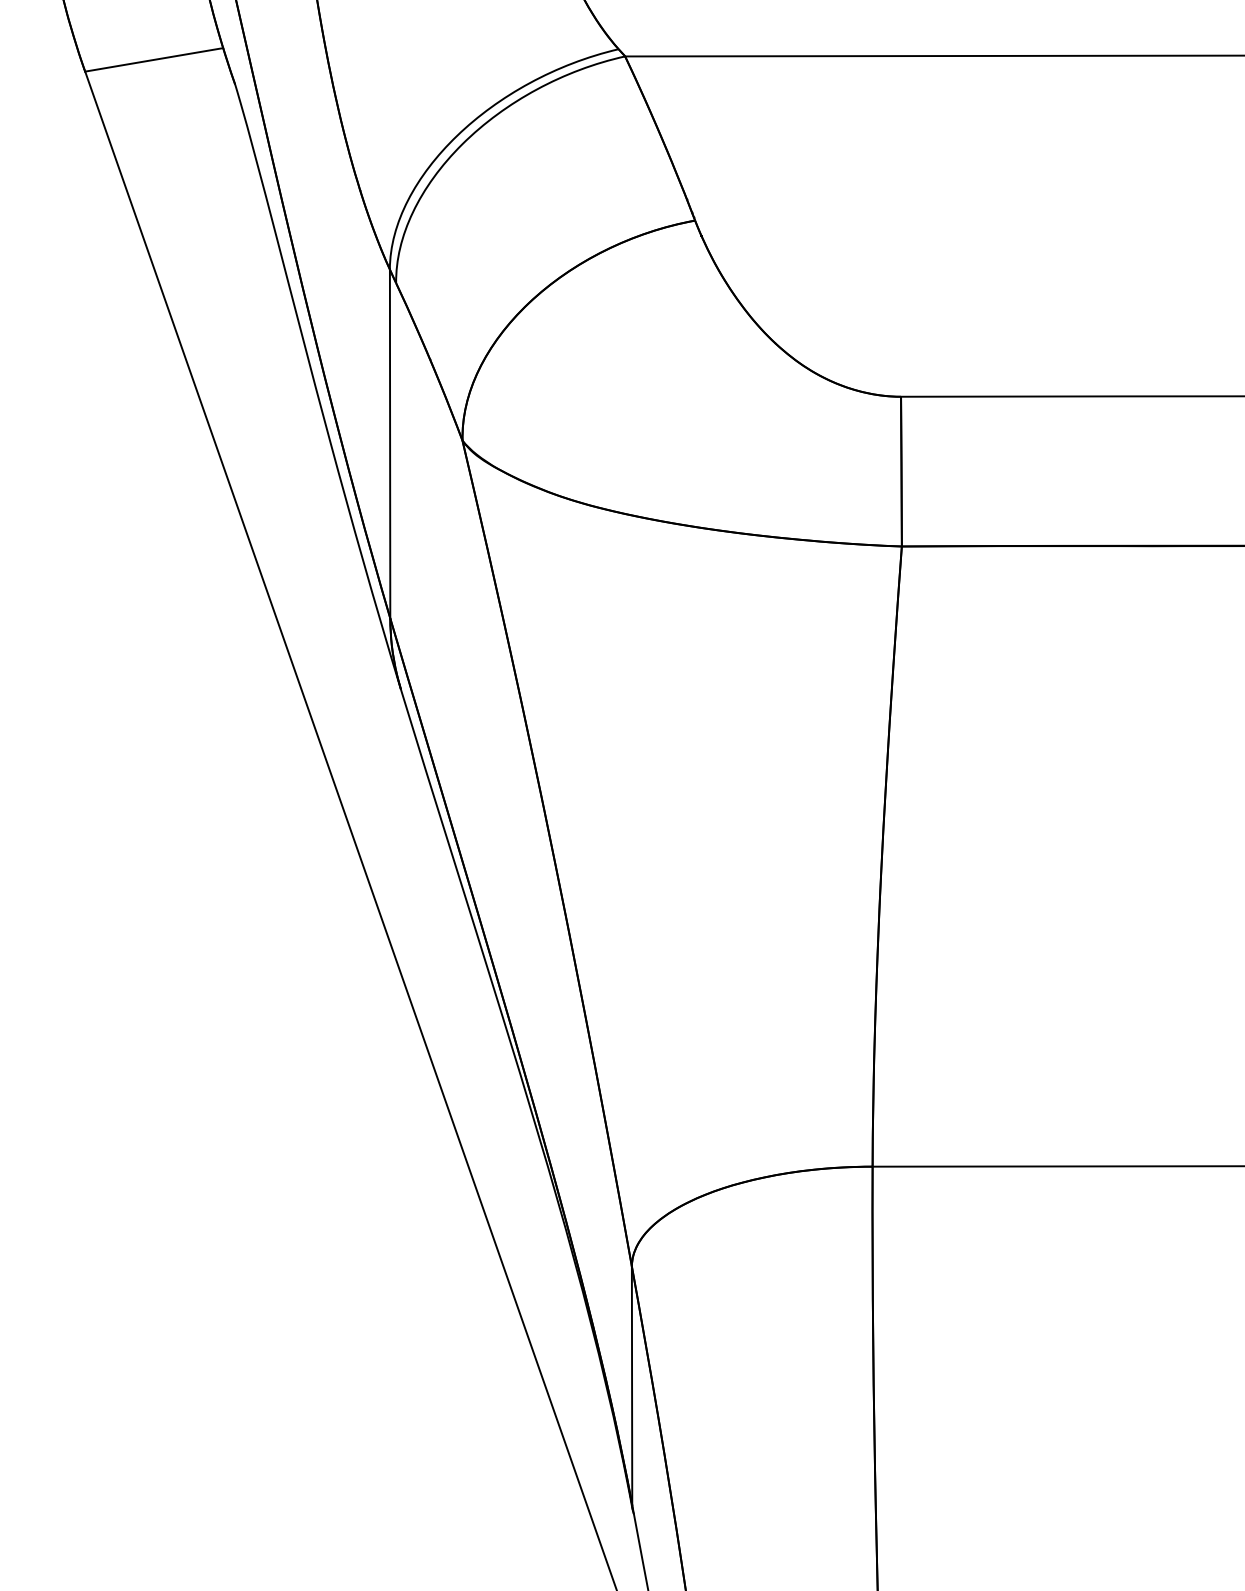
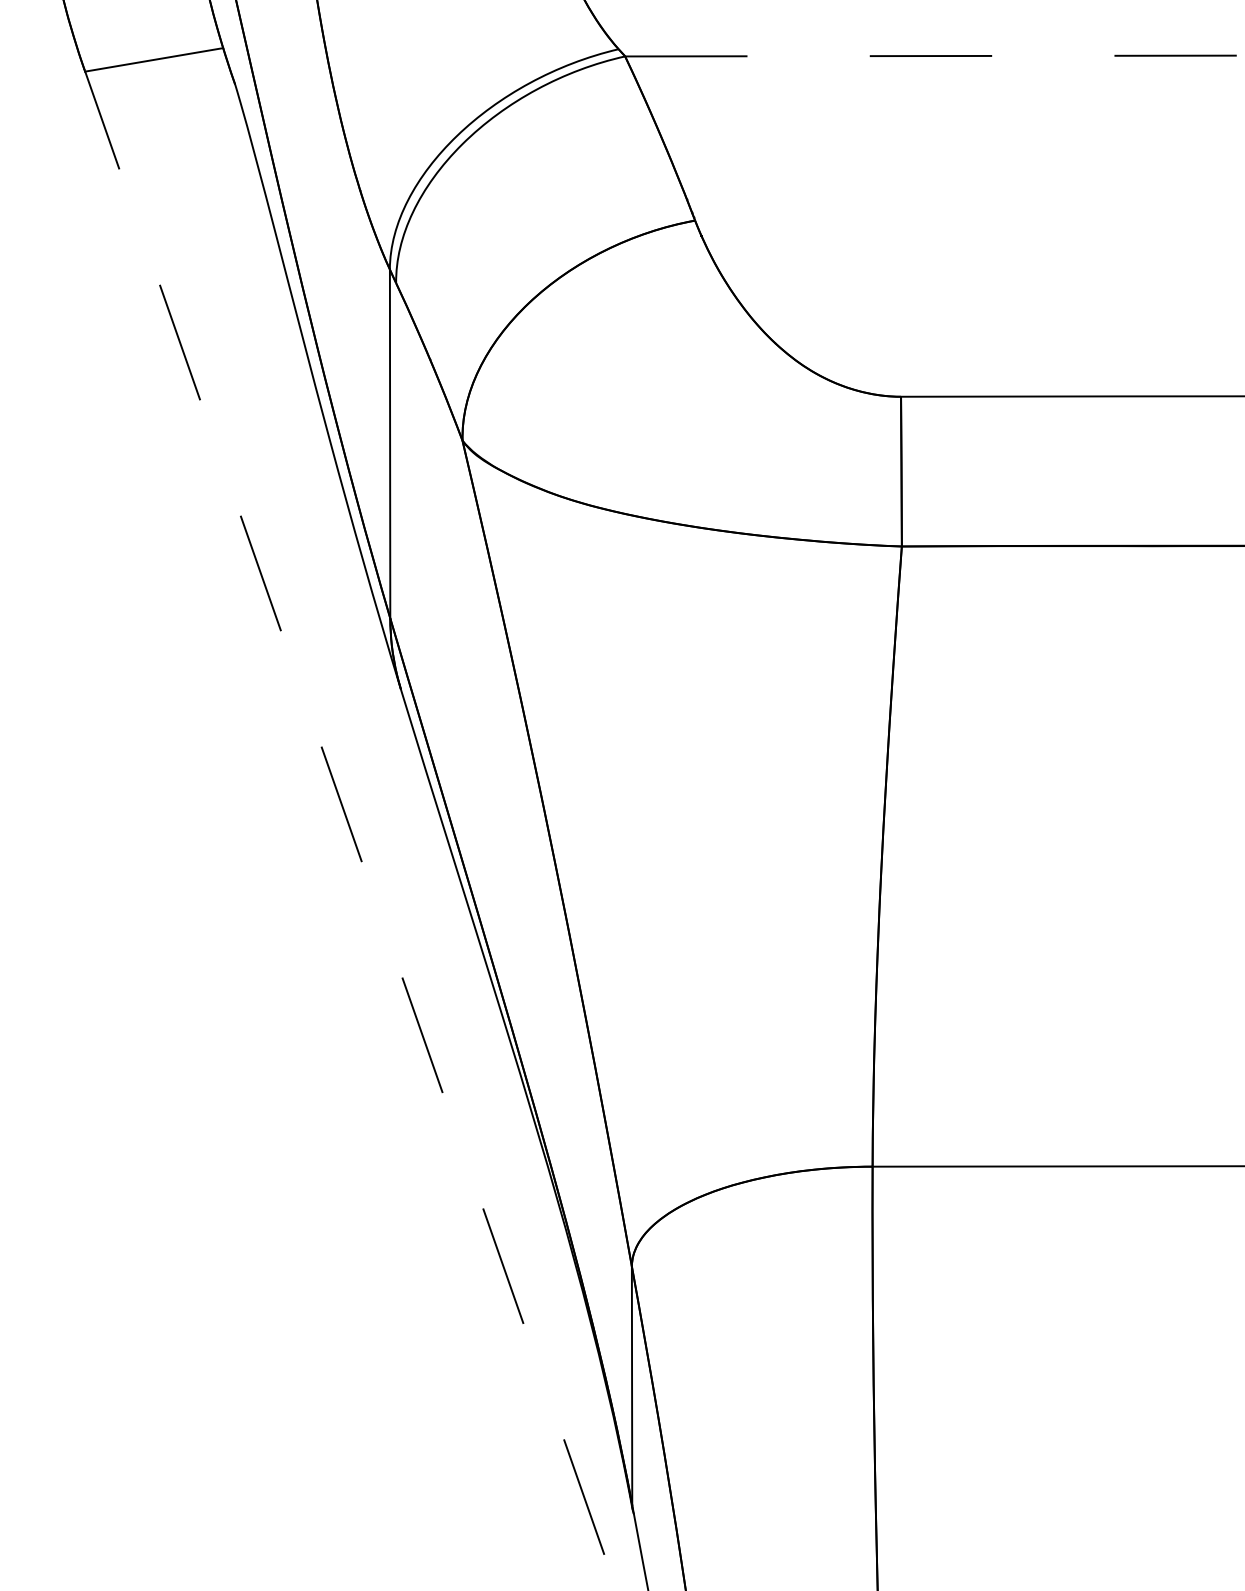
line: solid -> dashed (935, 56)
line: solid -> dashed (351, 831)
